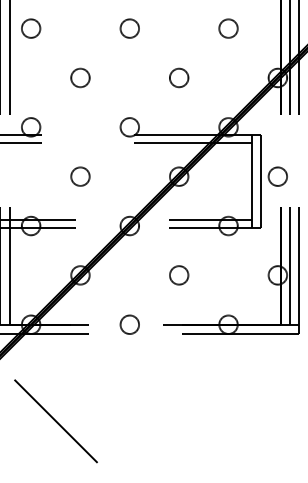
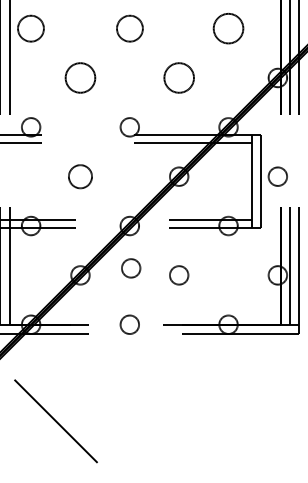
circle size: 21x21 px -> 28x29 px (30, 28)
circle size: 21x21 px -> 28x29 px (129, 28)
circle diameter: 19 px -> 30 px (228, 28)
circle size: 21x22 px -> 33x32 px (80, 77)
circle diameter: 19 px -> 30 px (178, 77)
circle size: 21x21 px -> 25x26 px (80, 176)
circle: none -> present (131, 268)
